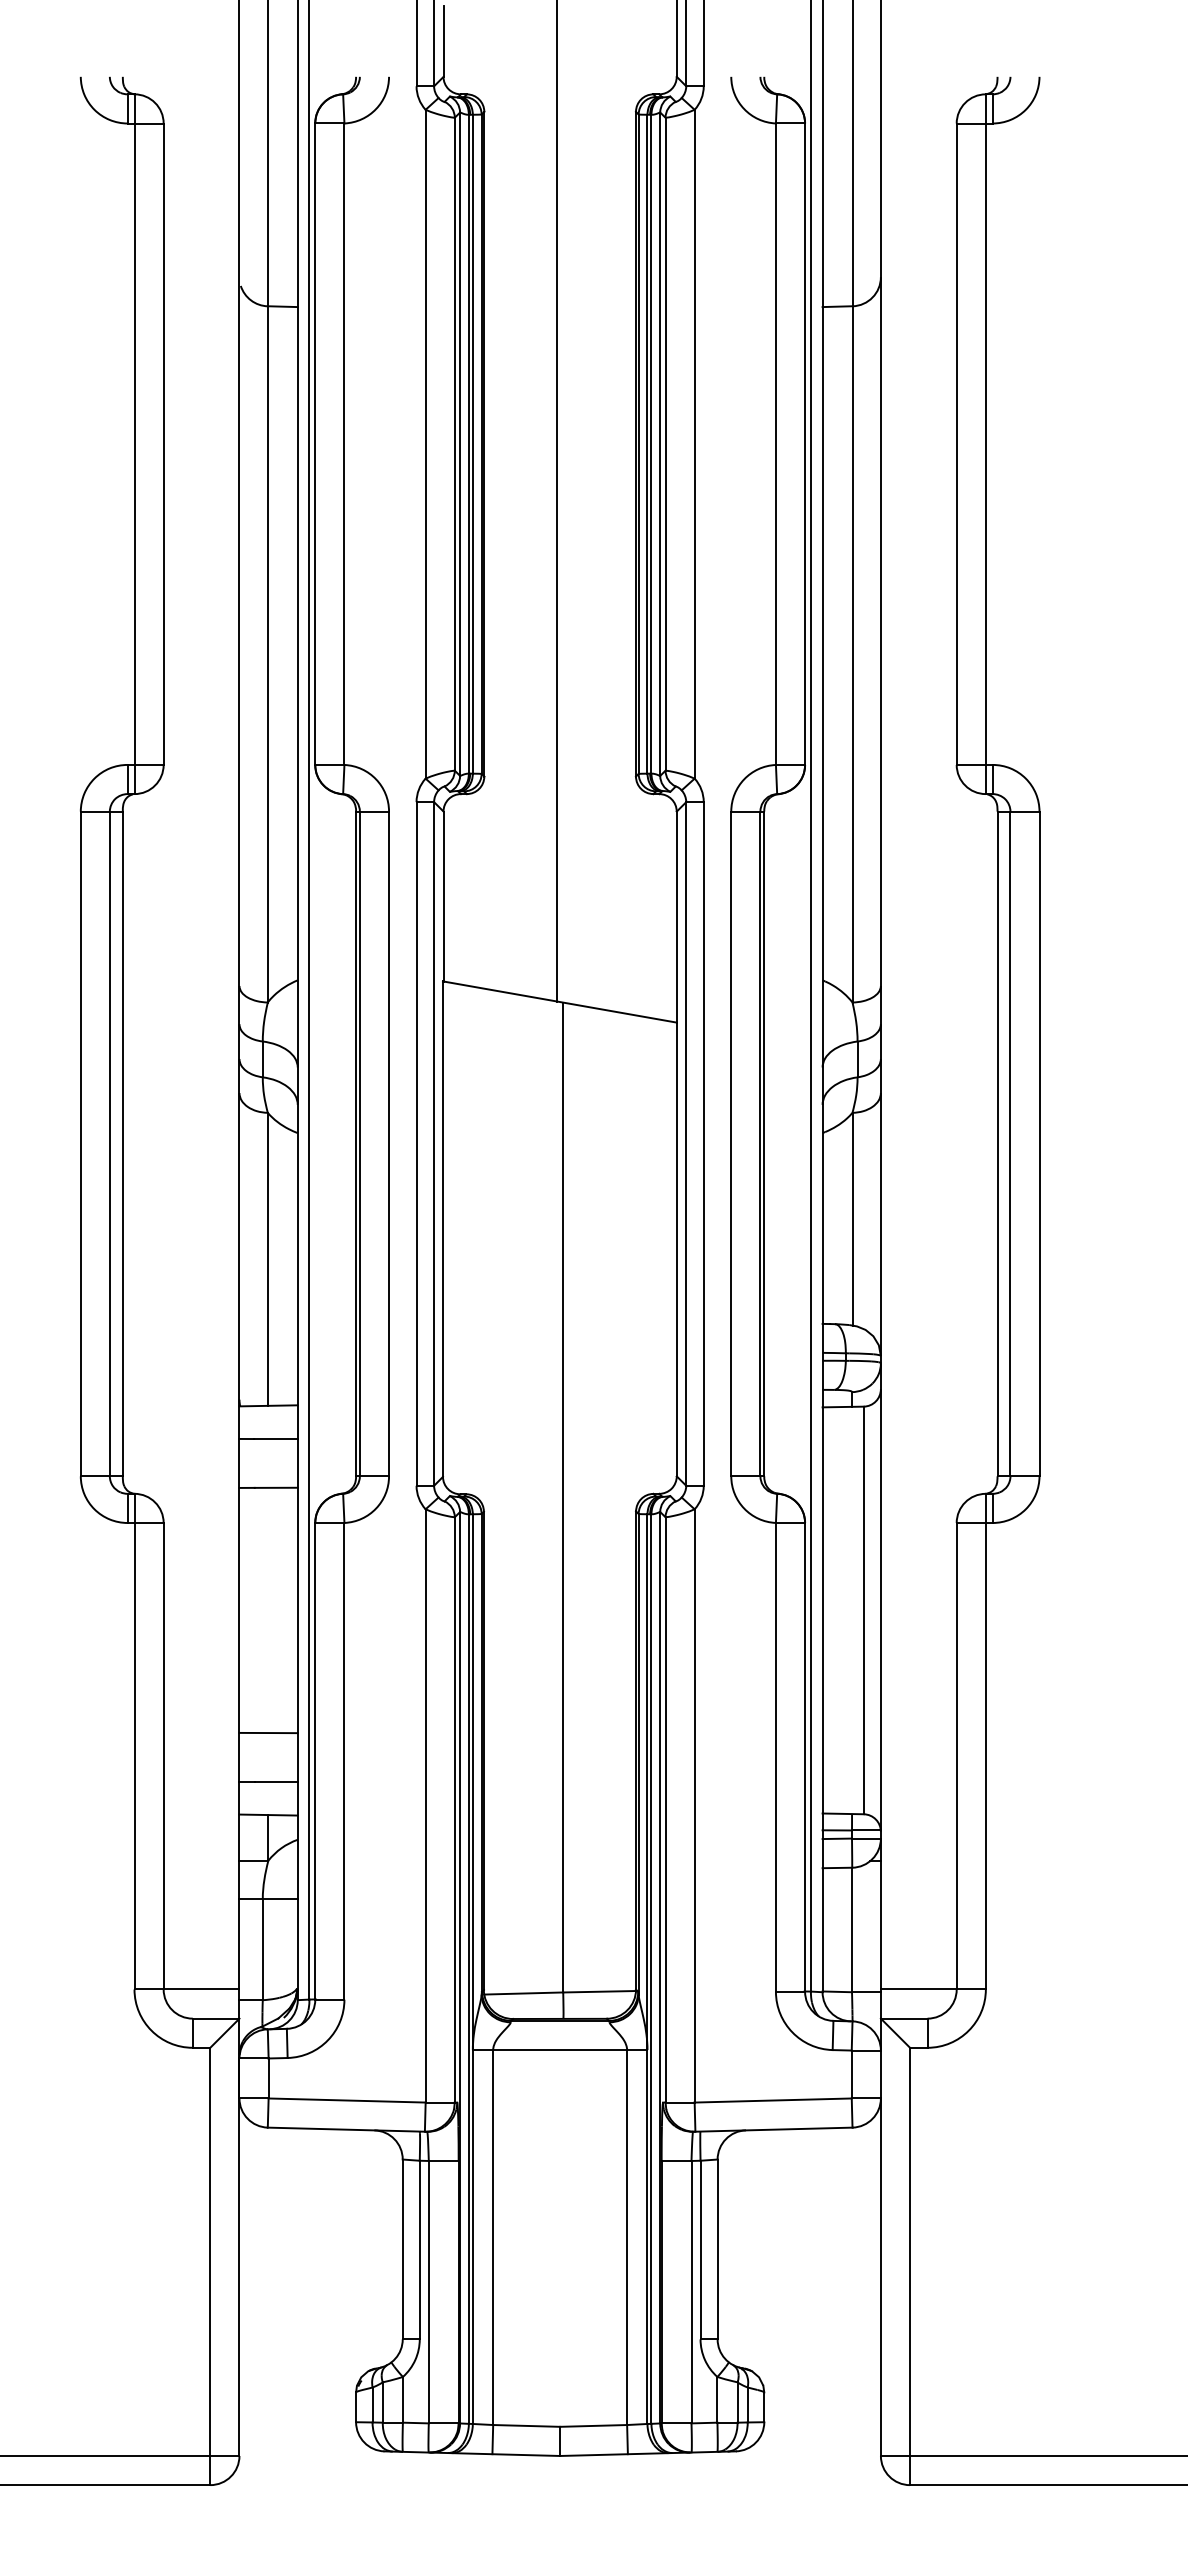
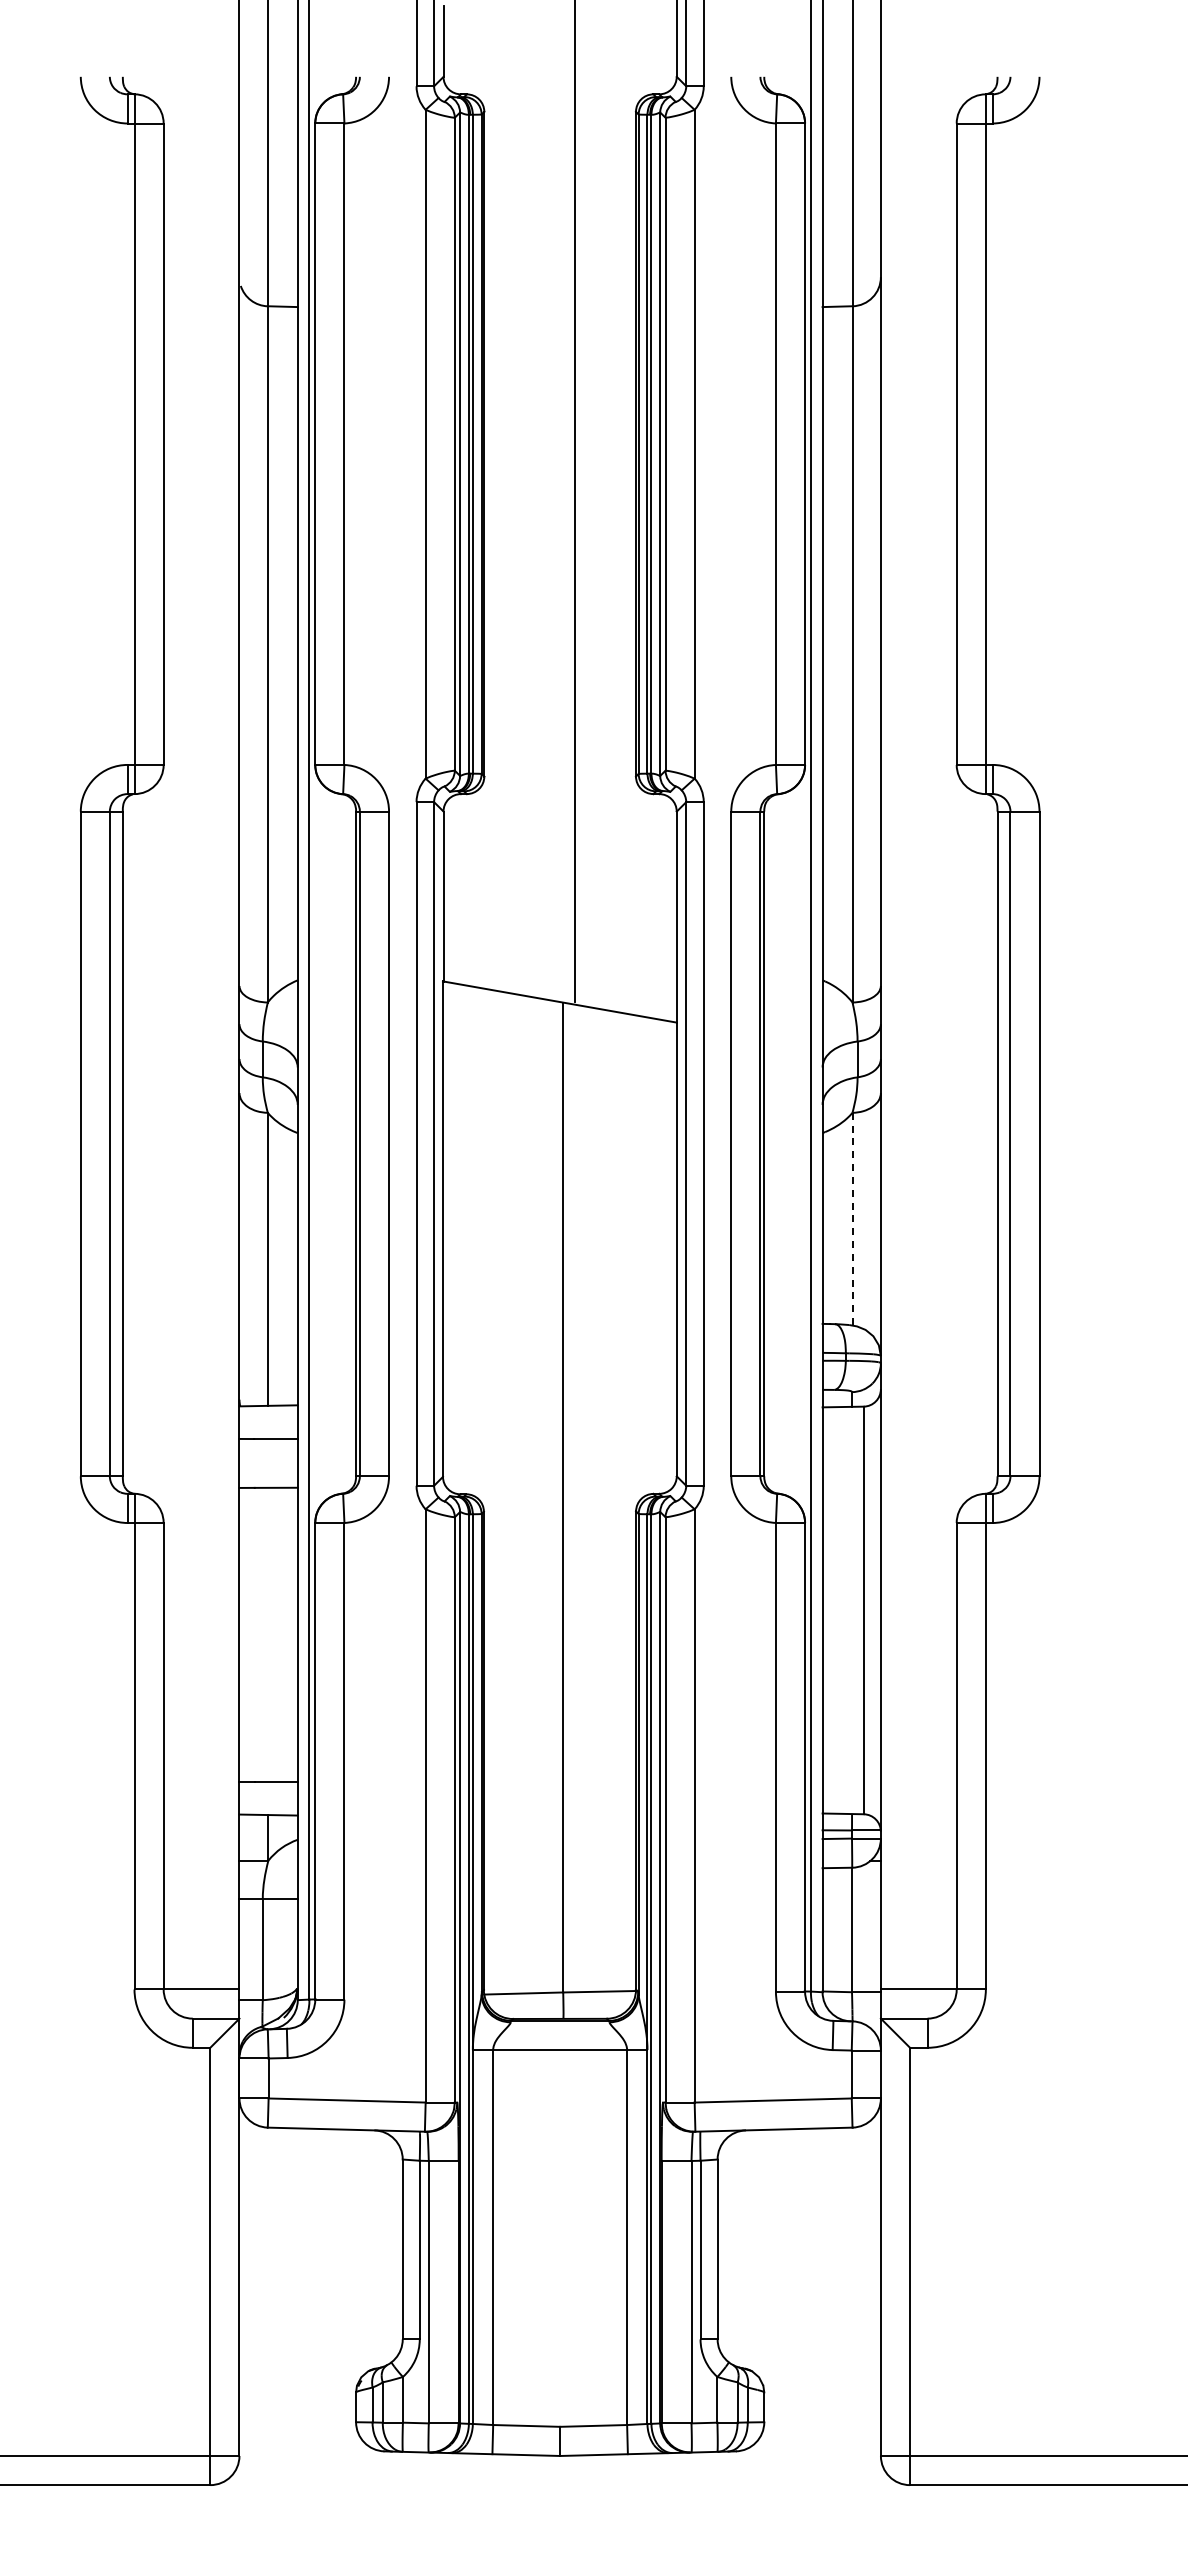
line position: (557, 501) -> (575, 501) (575, 501)
line: solid -> dashed (852, 1219)
line: present -> none (268, 1732)
